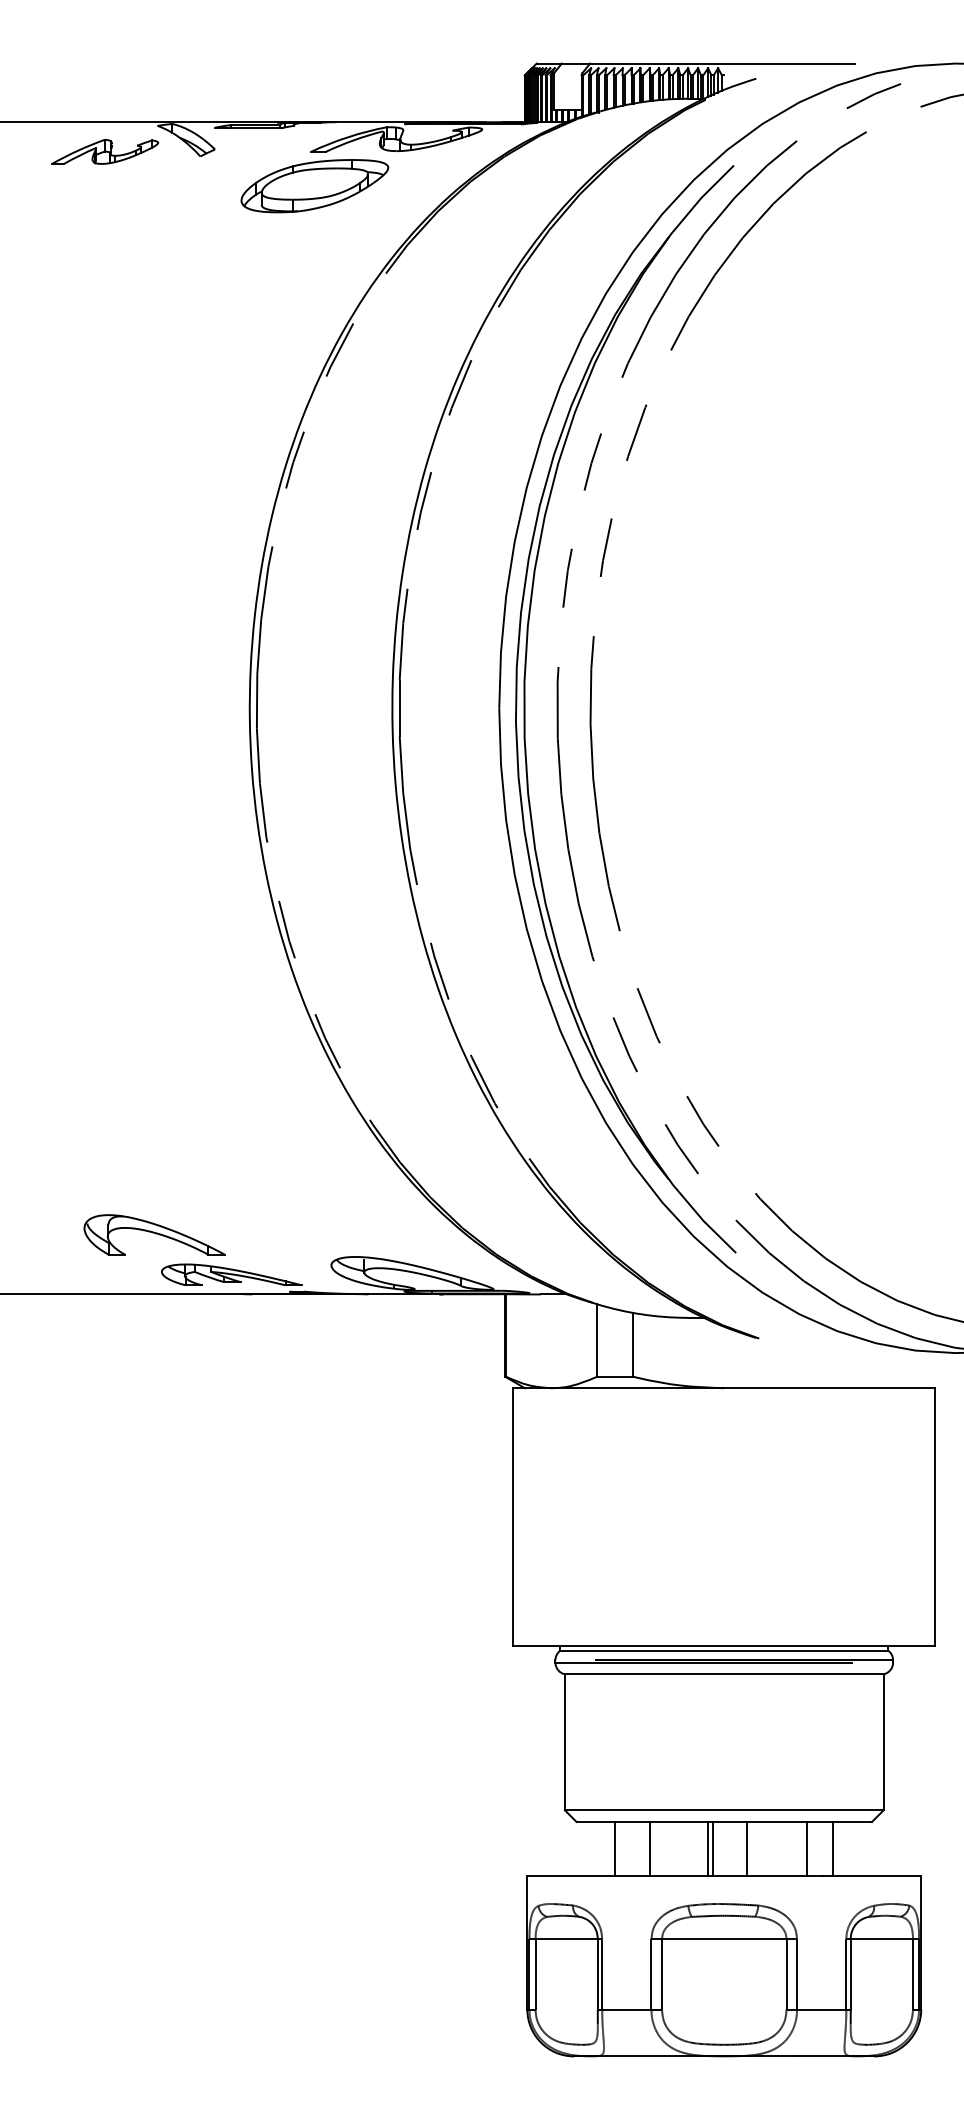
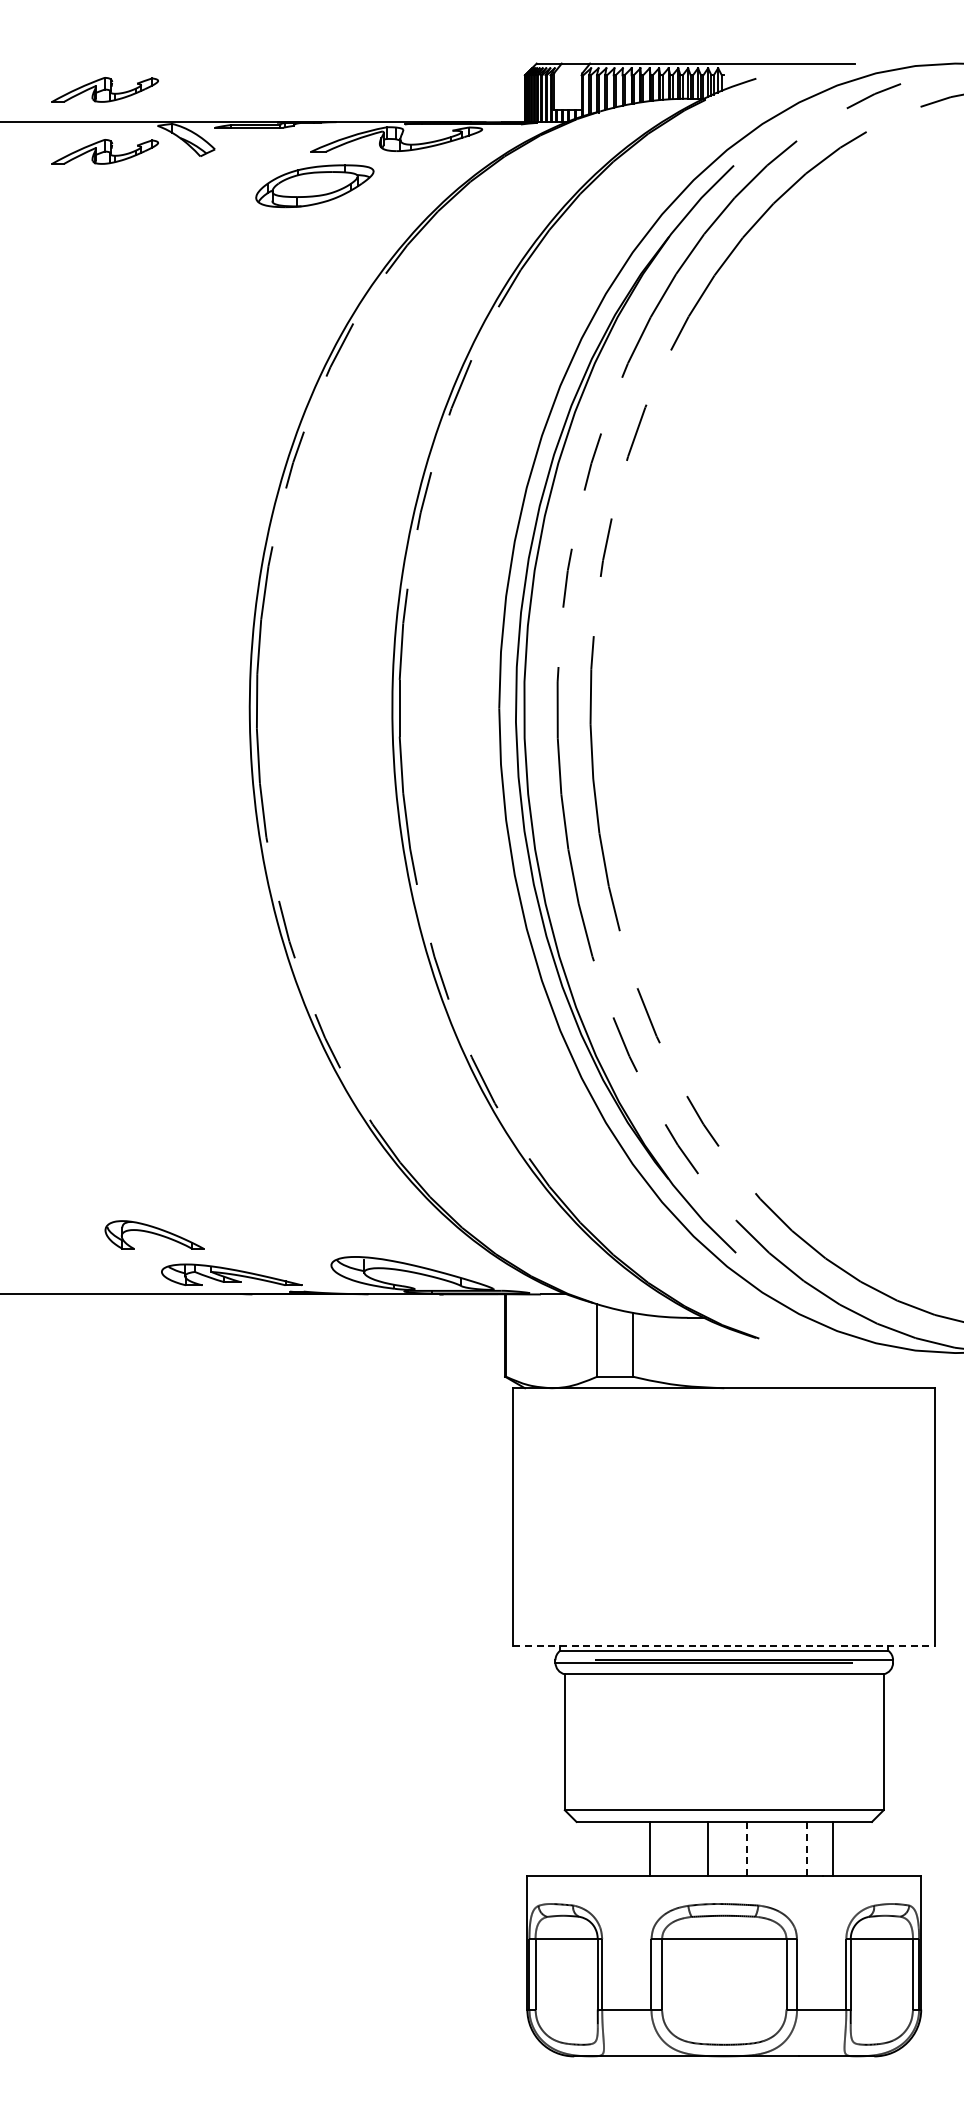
part: none -> present (104, 89)
part size: 150x55 px -> 120x45 px (314, 186)
part size: 143x42 px -> 101x30 px (154, 1234)
line: solid -> dashed (724, 1646)
line: present -> none (615, 1848)
line: present -> none (713, 1848)
line: solid -> dashed (746, 1848)
line: solid -> dashed (807, 1848)
